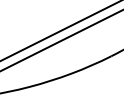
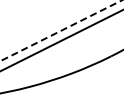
line: solid -> dashed (60, 30)
